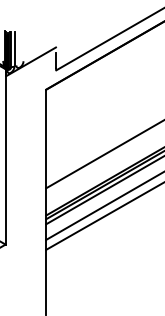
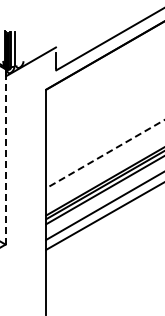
line: solid -> dashed (105, 154)
line: solid -> dashed (5, 156)
